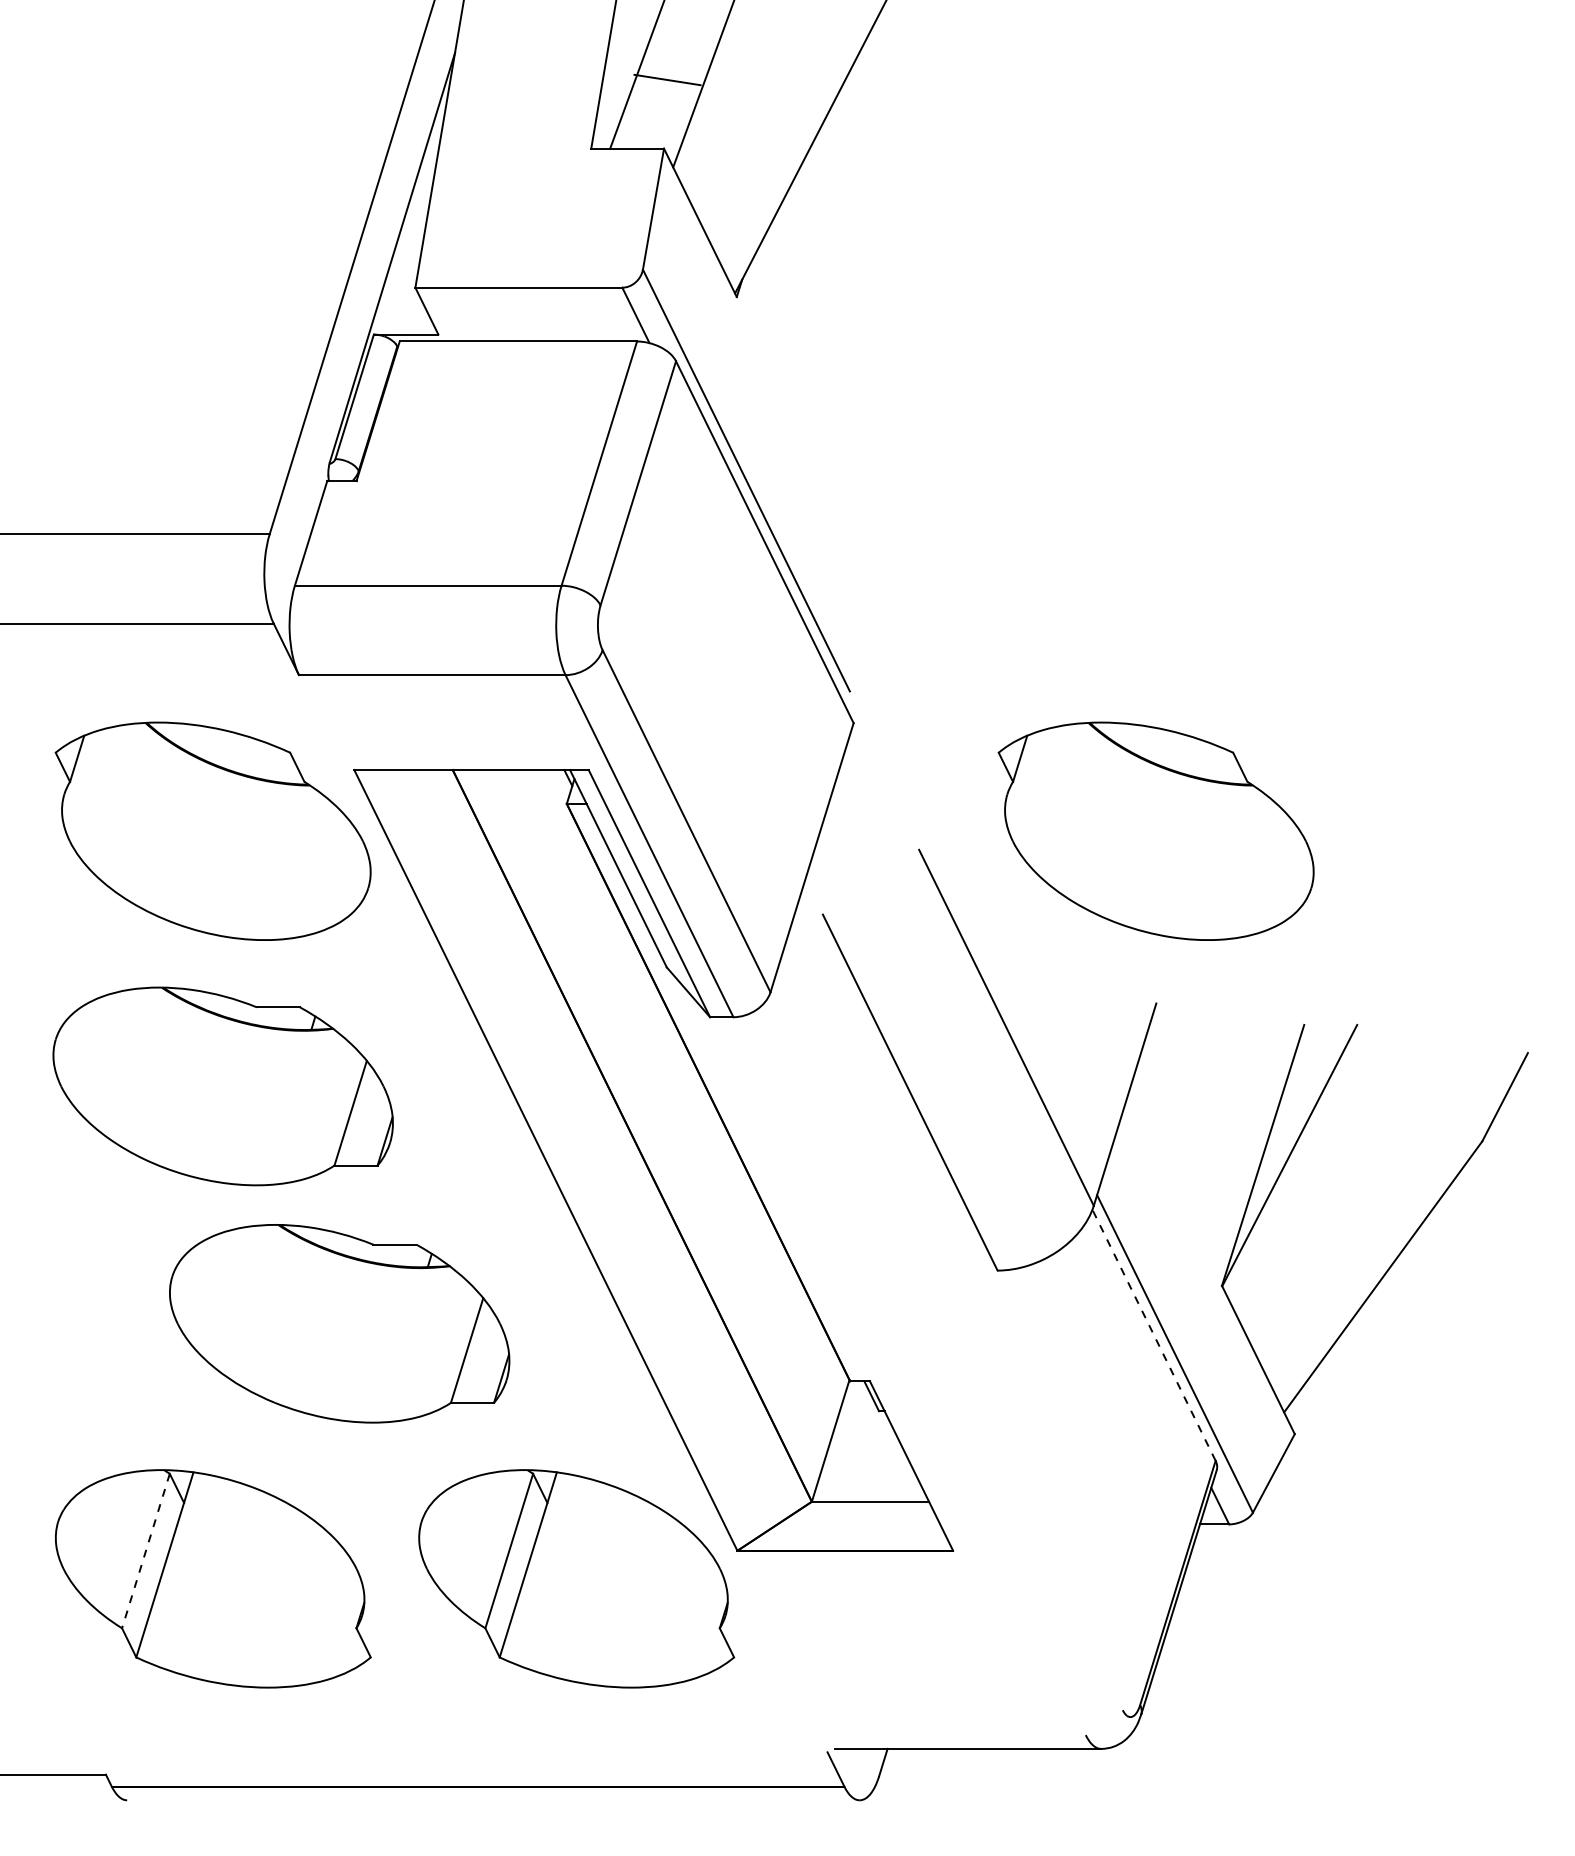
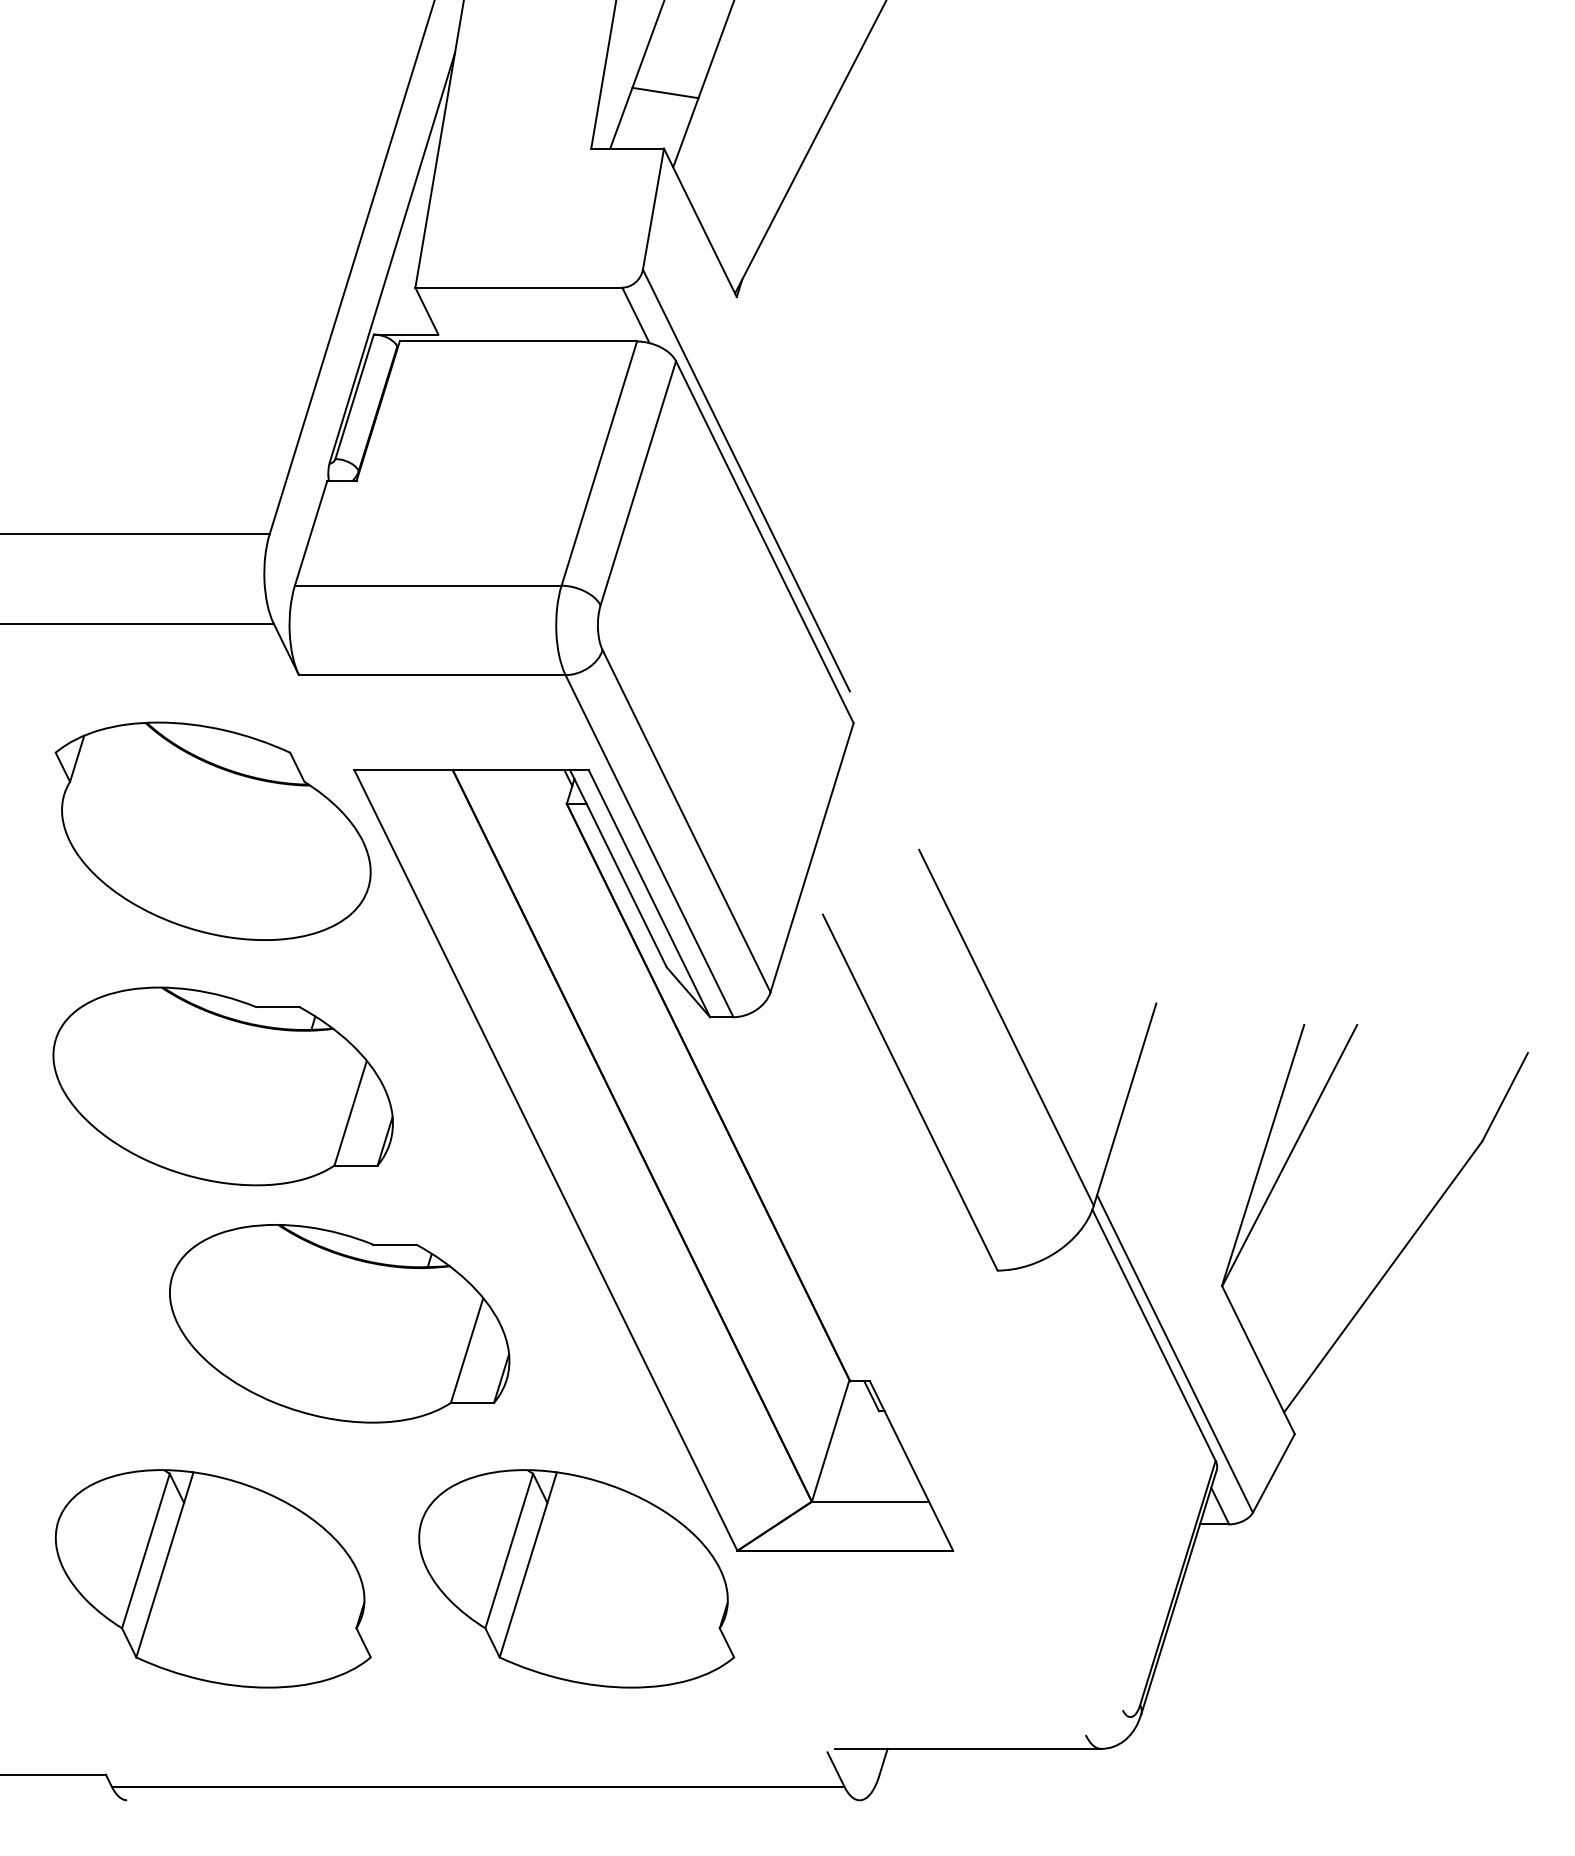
line position: (667, 79) -> (665, 92) (665, 92)
part: present -> none (1155, 830)
line: dashed -> solid (1154, 1335)
line: dashed -> solid (145, 1551)
